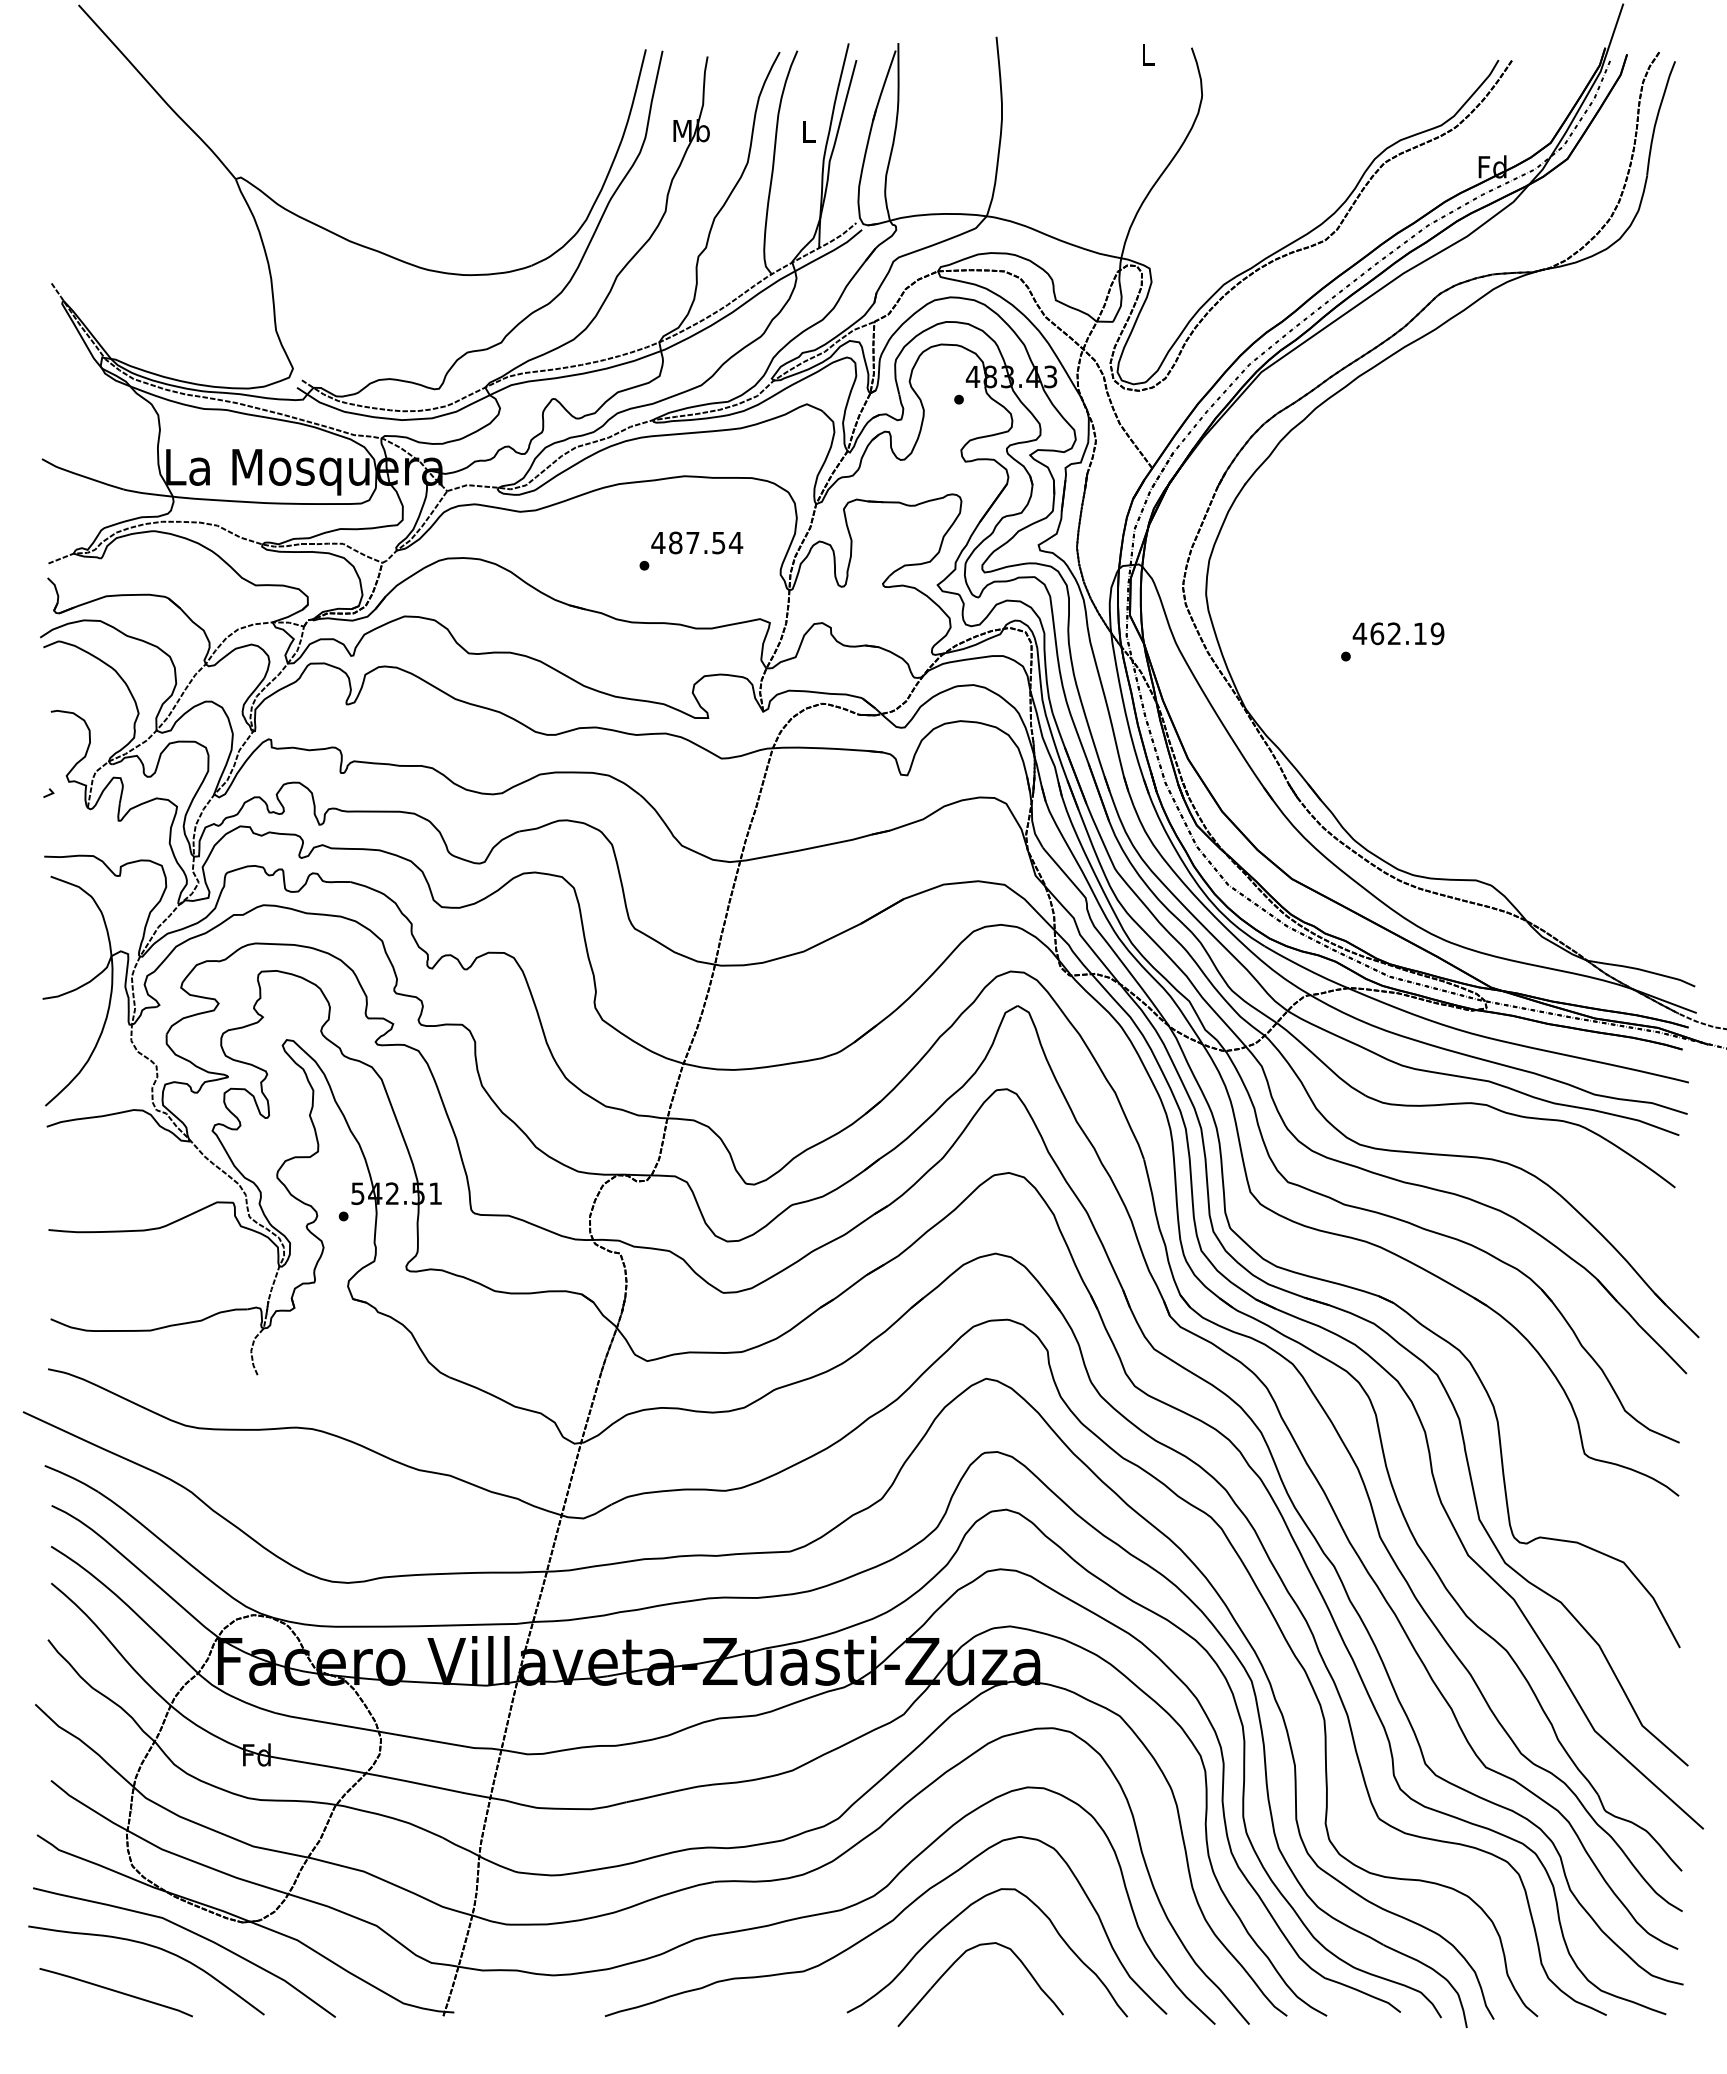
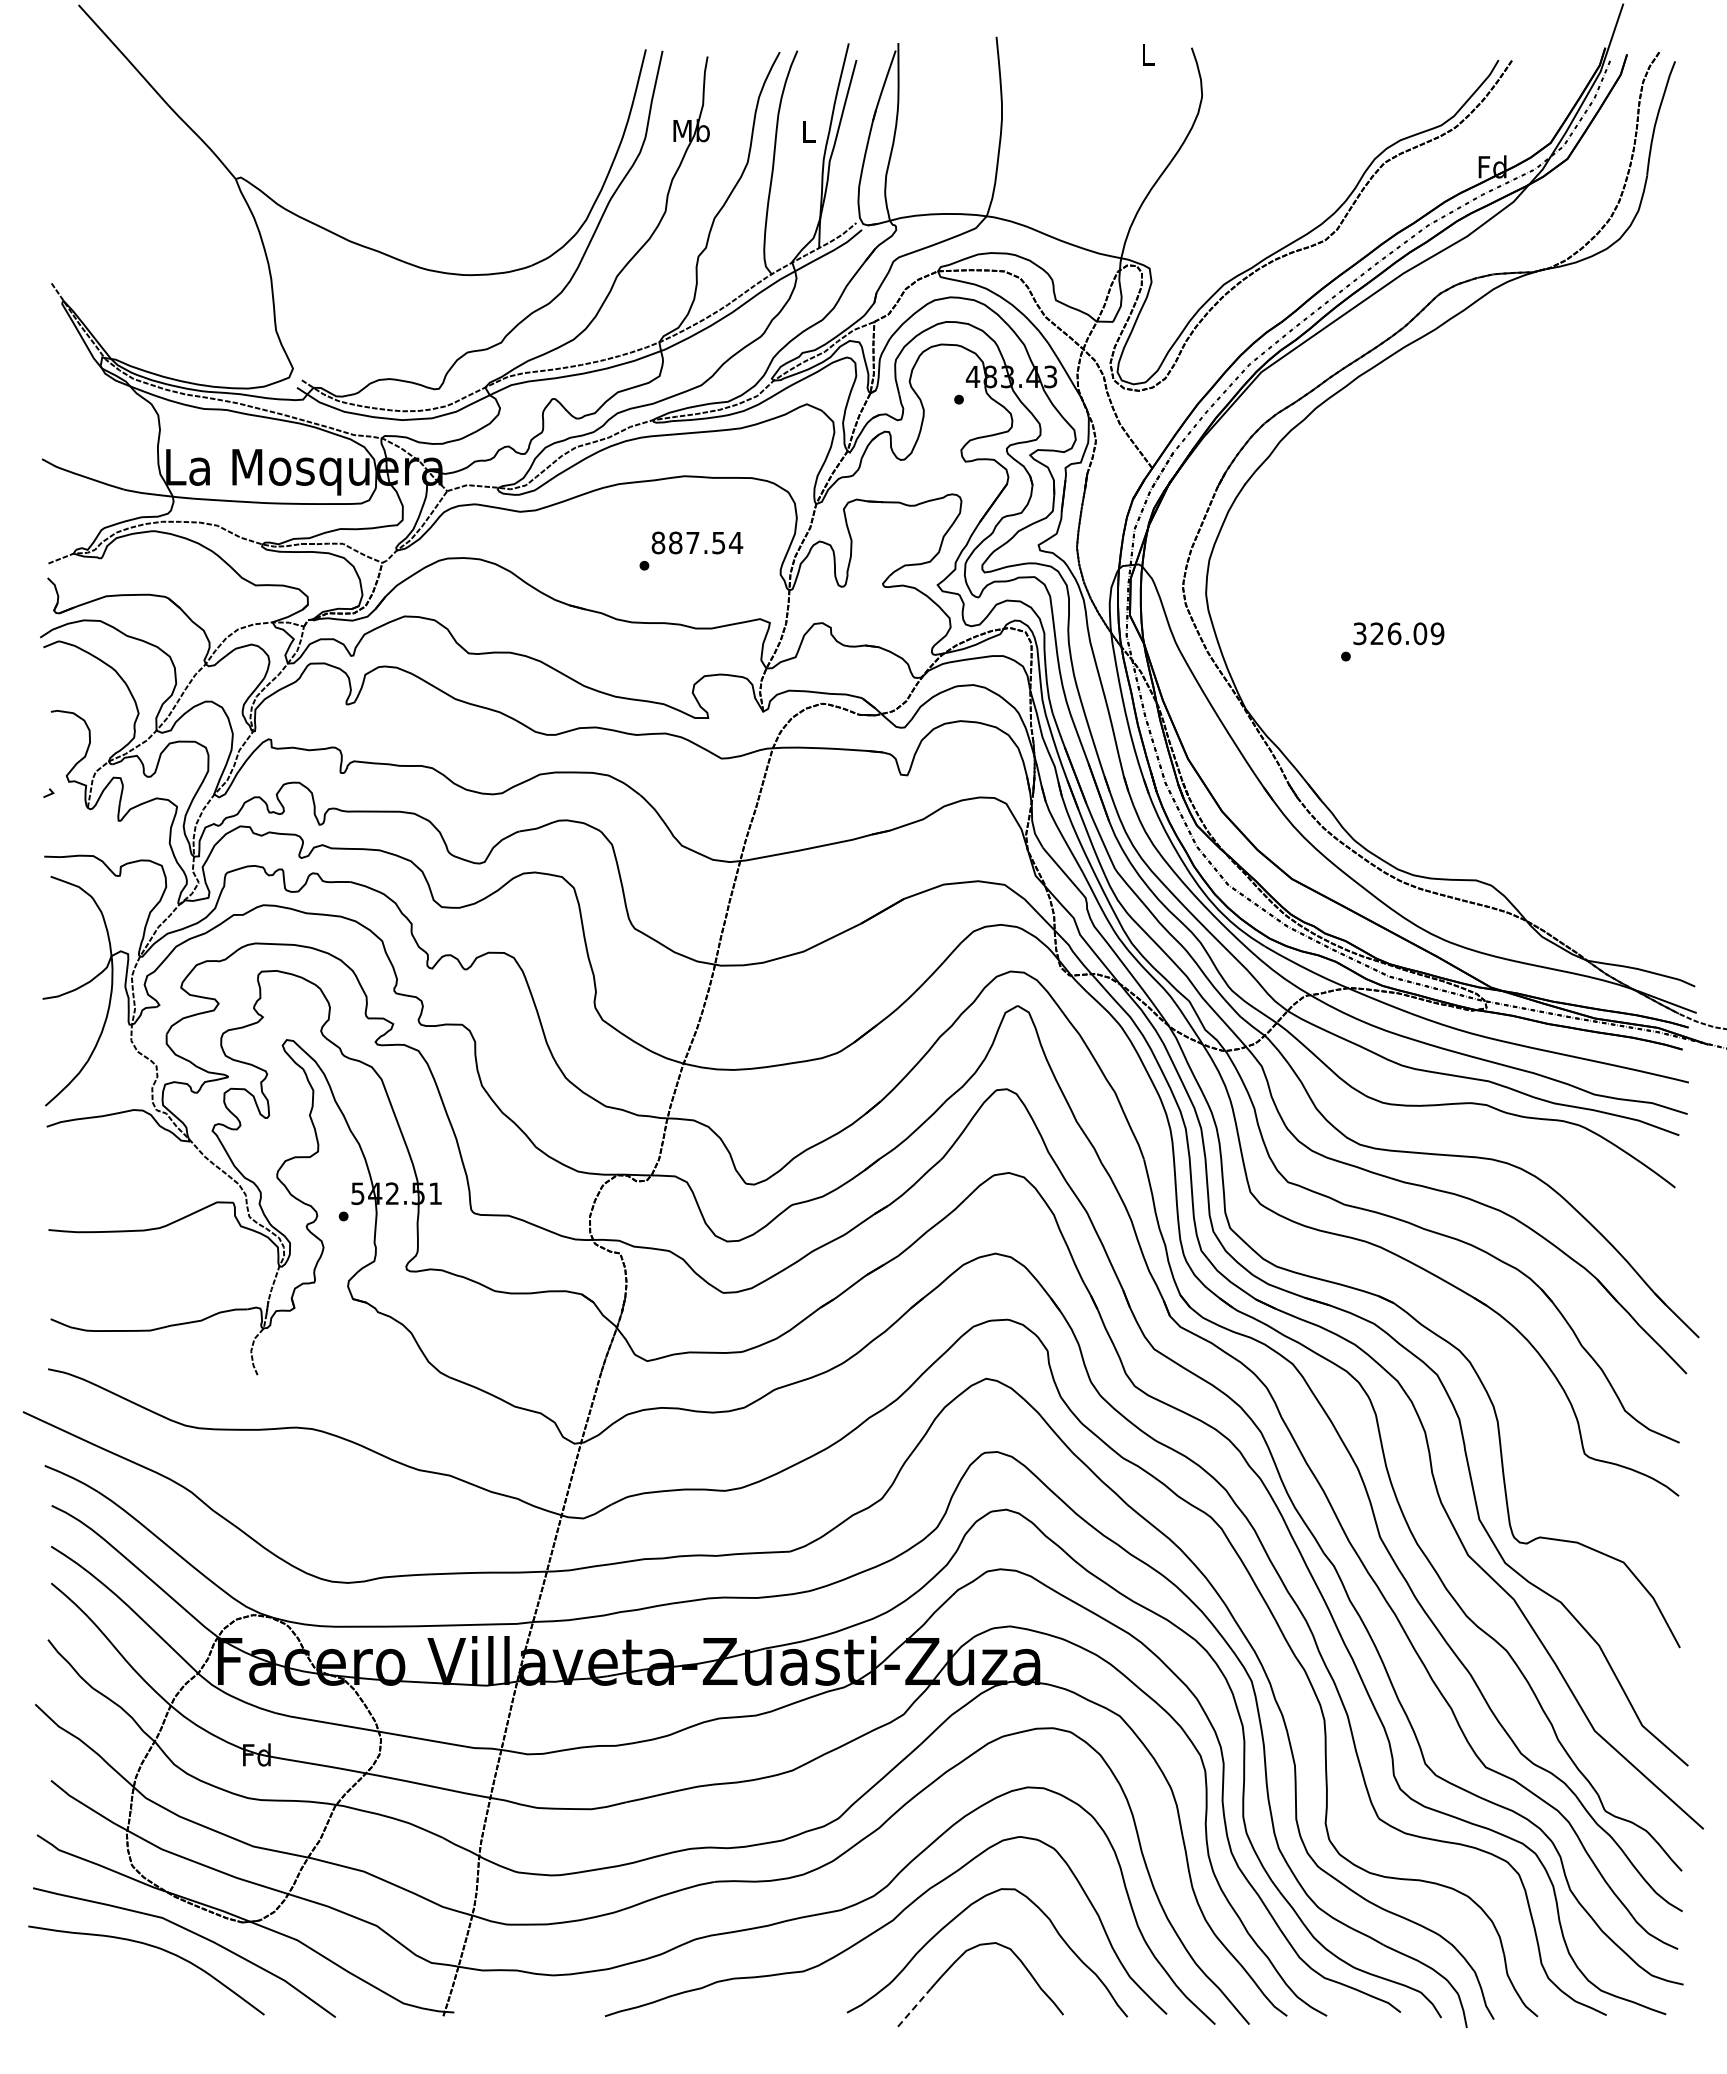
text: 487.54 -> 887.54 (658, 542)
text: 462.19 -> 326.09 (1389, 633)
curve: present -> none (115, 1991)
line: solid -> dashed (914, 2007)
